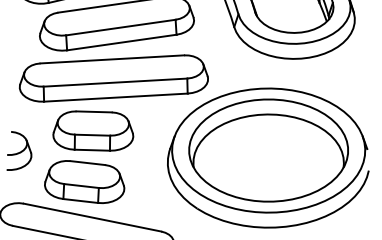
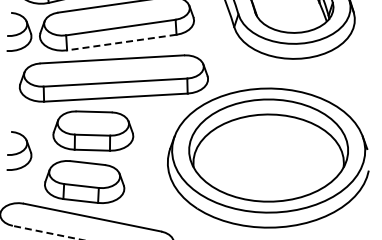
part: none -> present (19, 31)
line: solid -> dashed (121, 42)
line: solid -> dashed (47, 232)
